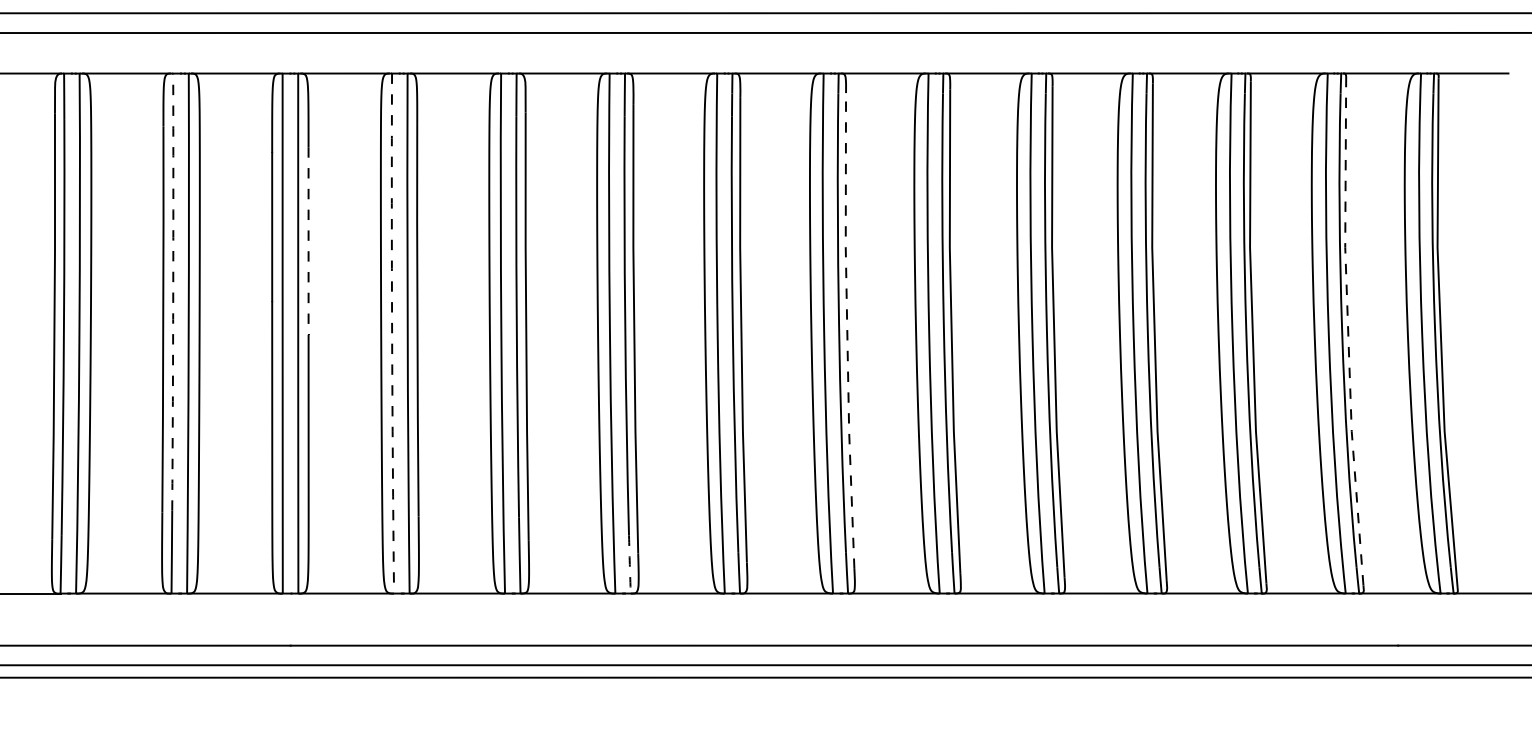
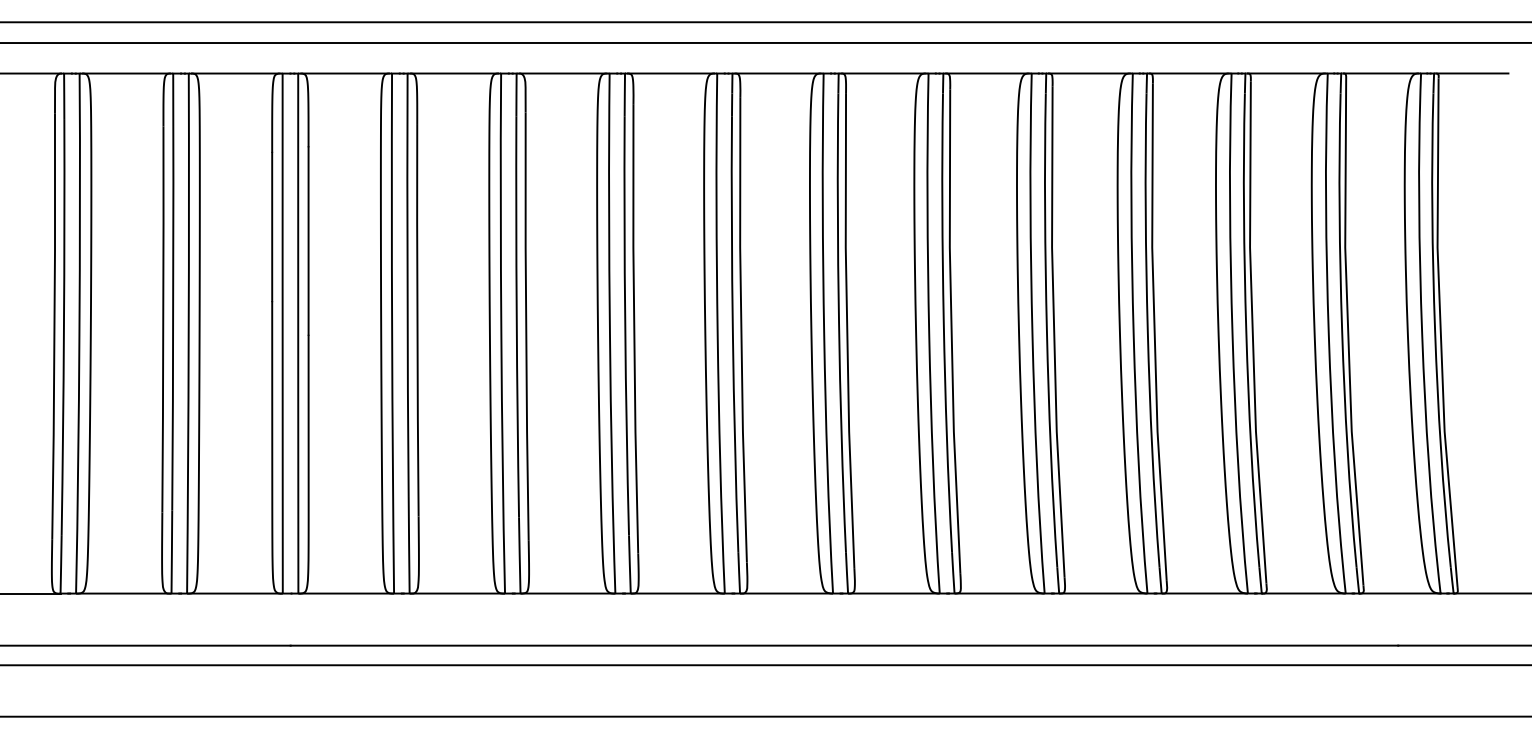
line position: (765, 13) -> (765, 22) (765, 22)
line position: (765, 32) -> (765, 42) (765, 42)
line: dashed -> solid (308, 241)
arc: dashed -> solid (173, 292)
line: dashed -> solid (847, 331)
arc: dashed -> solid (392, 333)
line: dashed -> solid (1348, 333)
arc: dashed -> solid (629, 564)
line position: (765, 677) -> (765, 716) (765, 716)
